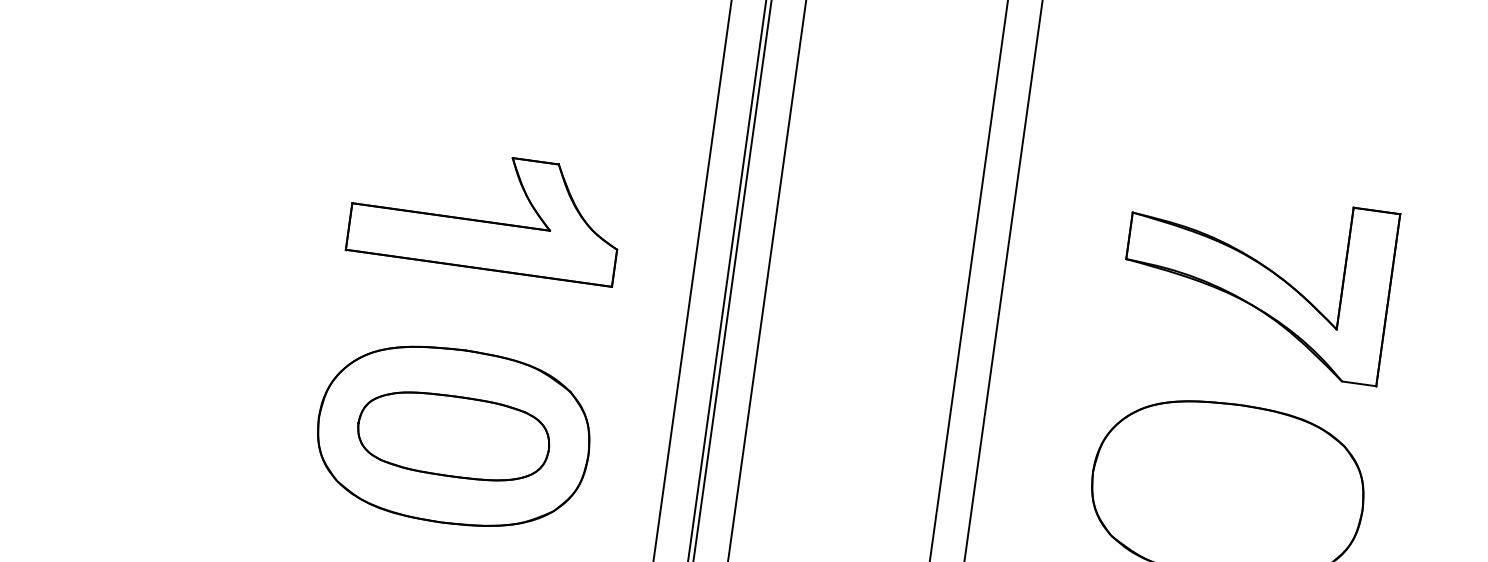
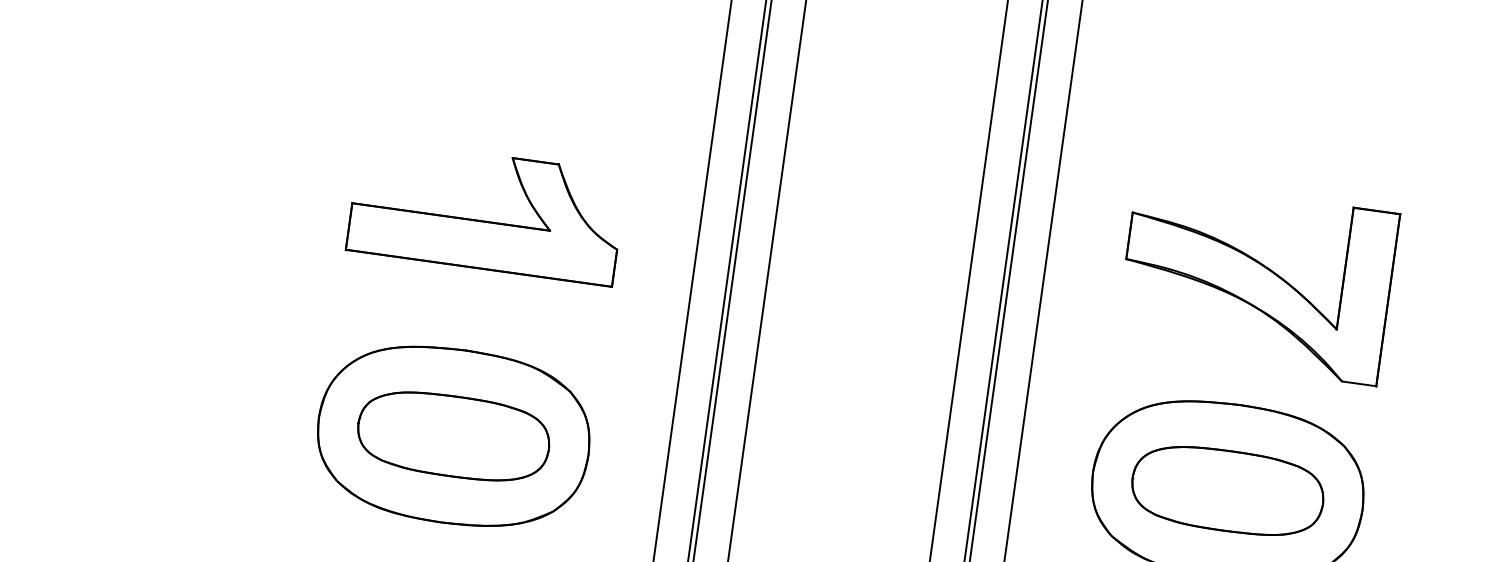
line: none -> present (1008, 280)
line: none -> present (1043, 280)
part: none -> present (1227, 490)
